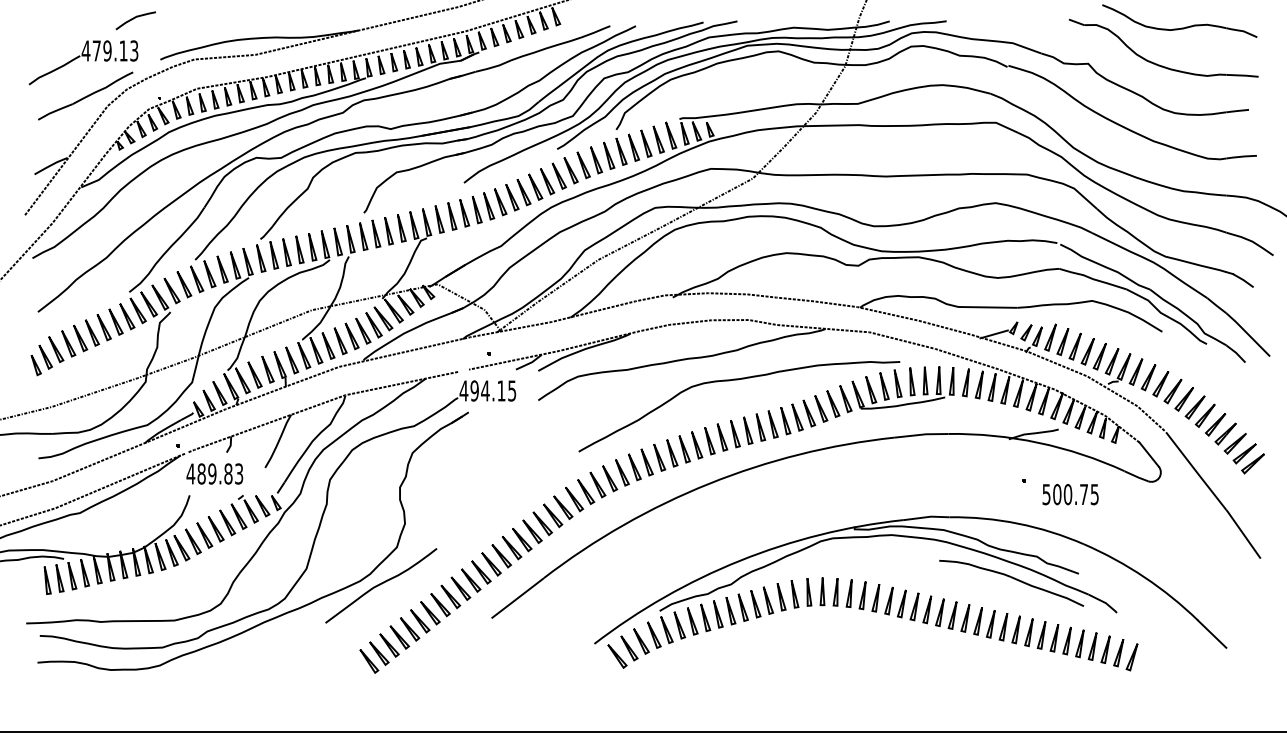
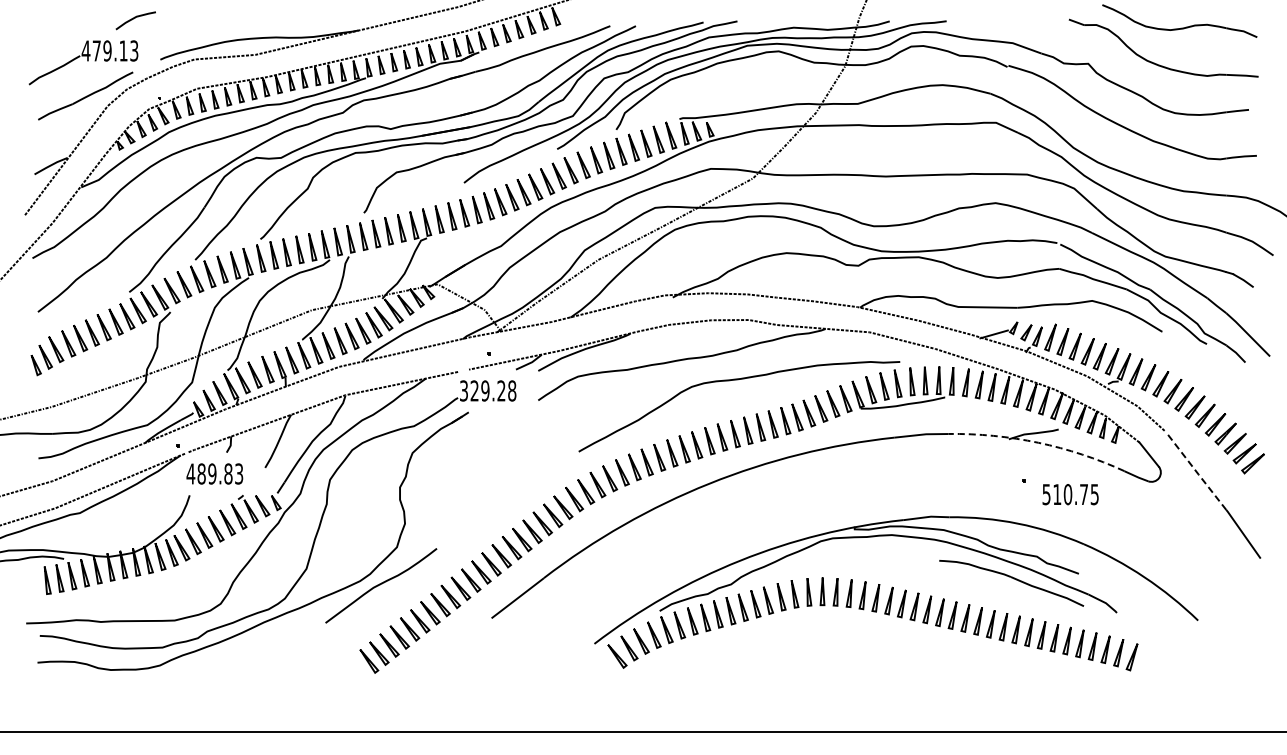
text: 494.15 -> 329.28 (487, 390)
arc: solid -> dashed (1038, 442)
line: solid -> dashed (1196, 471)
text: 500.75 -> 510.75 (1057, 494)
line: present -> none (1212, 633)
